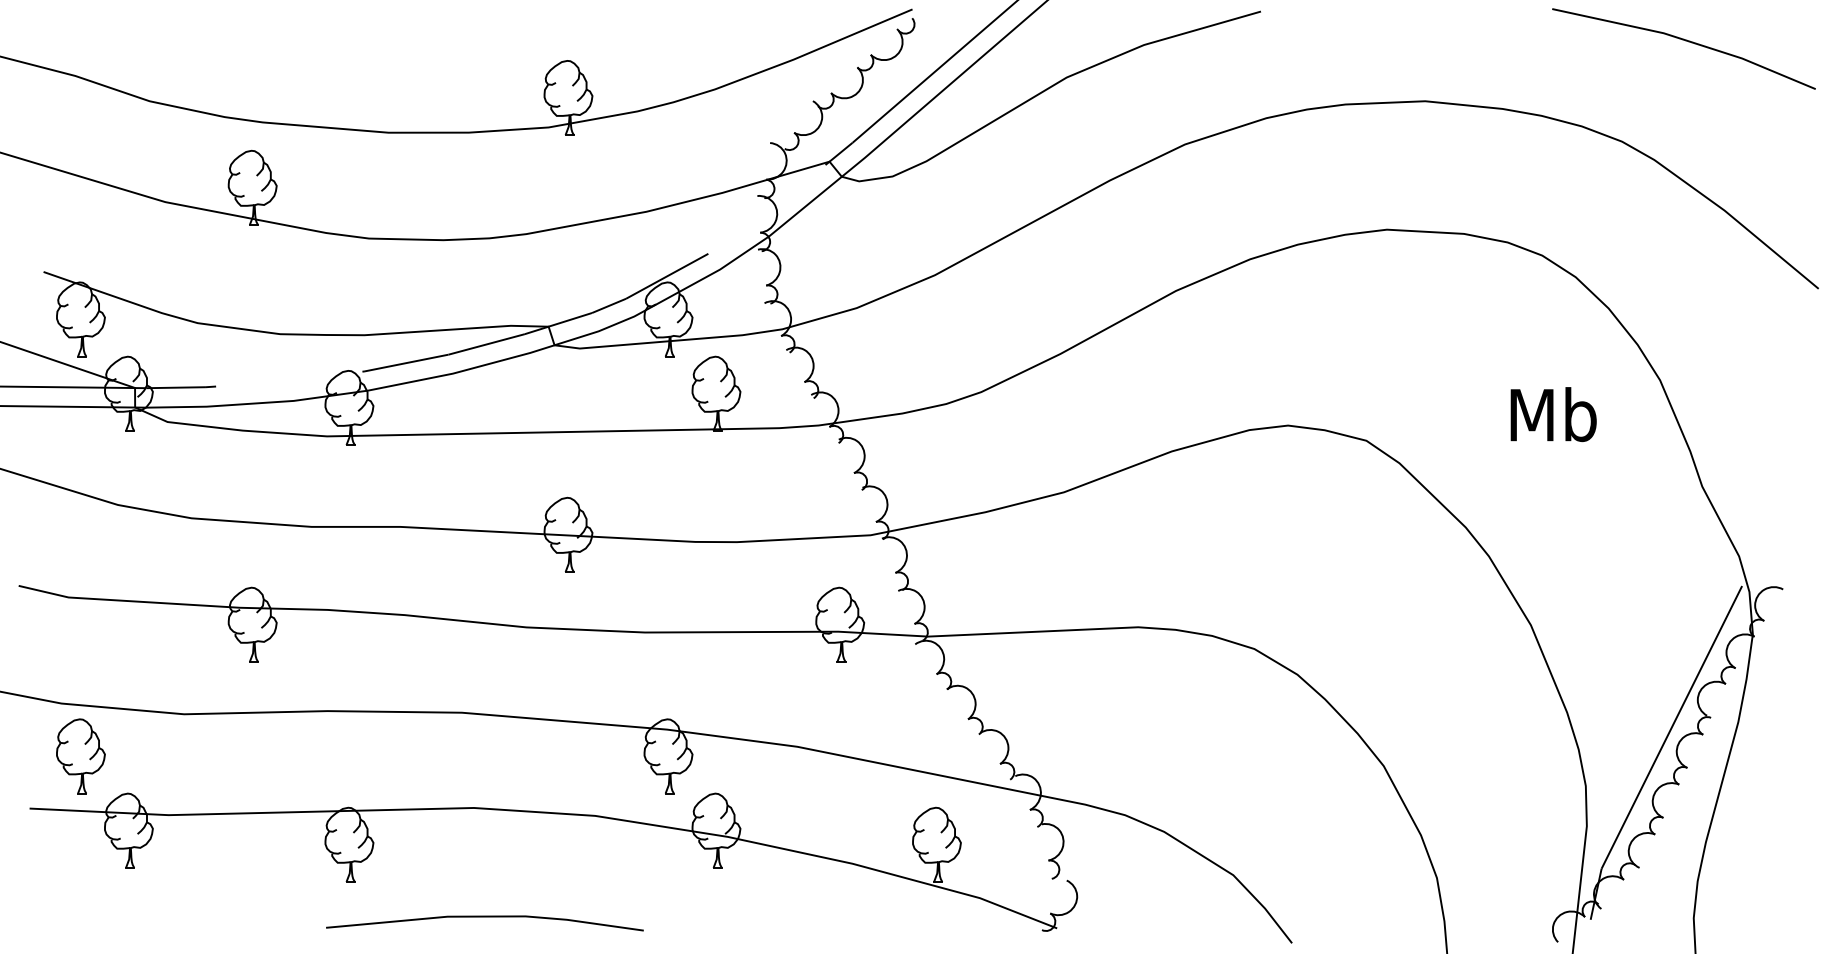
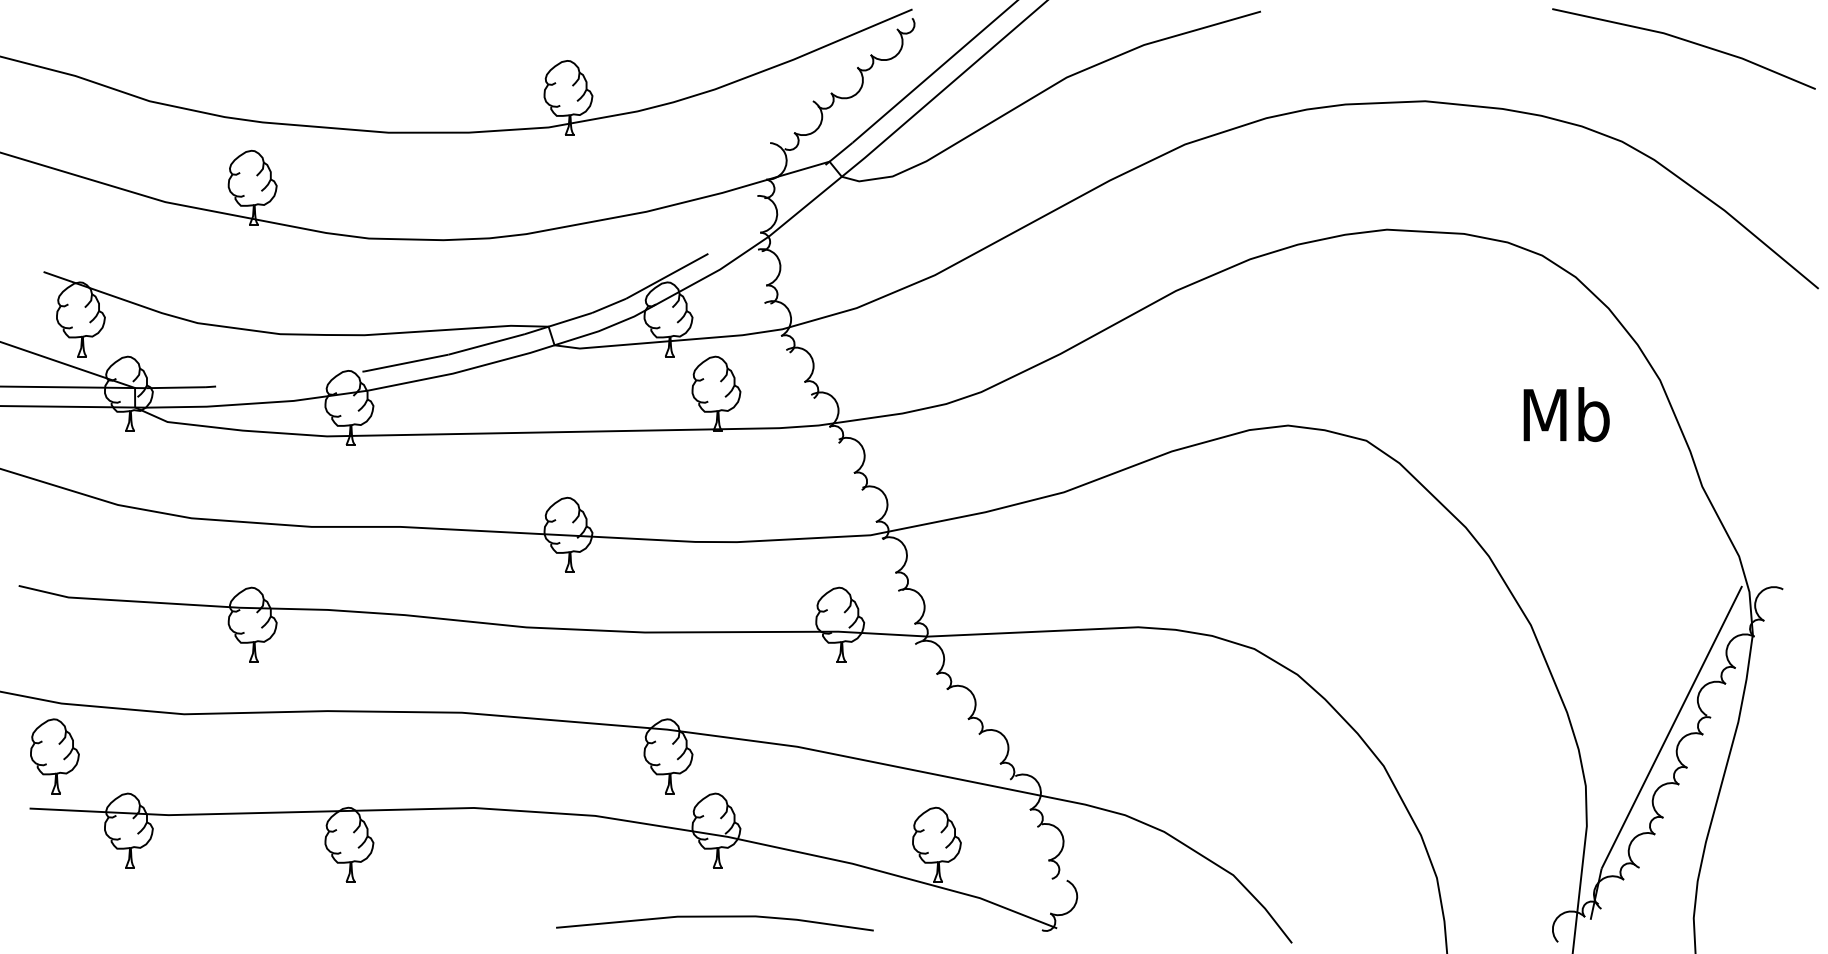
text position: (1553, 414) -> (1566, 414) (1566, 414)
part position: (80, 756) -> (54, 756) (54, 756)
line position: (484, 917) -> (714, 917) (714, 917)
